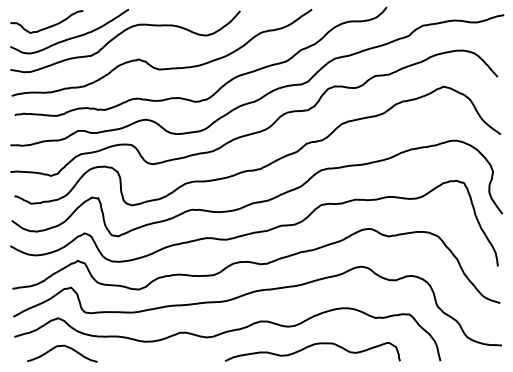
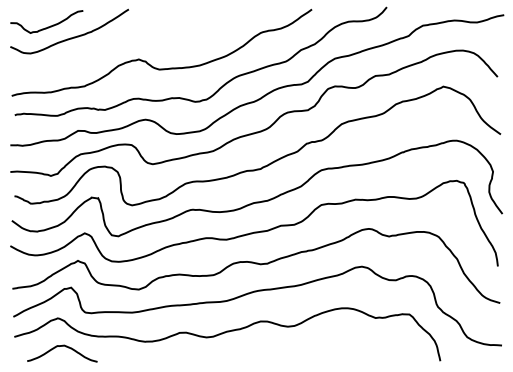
curve: present -> none (119, 35)
curve: present -> none (309, 347)
